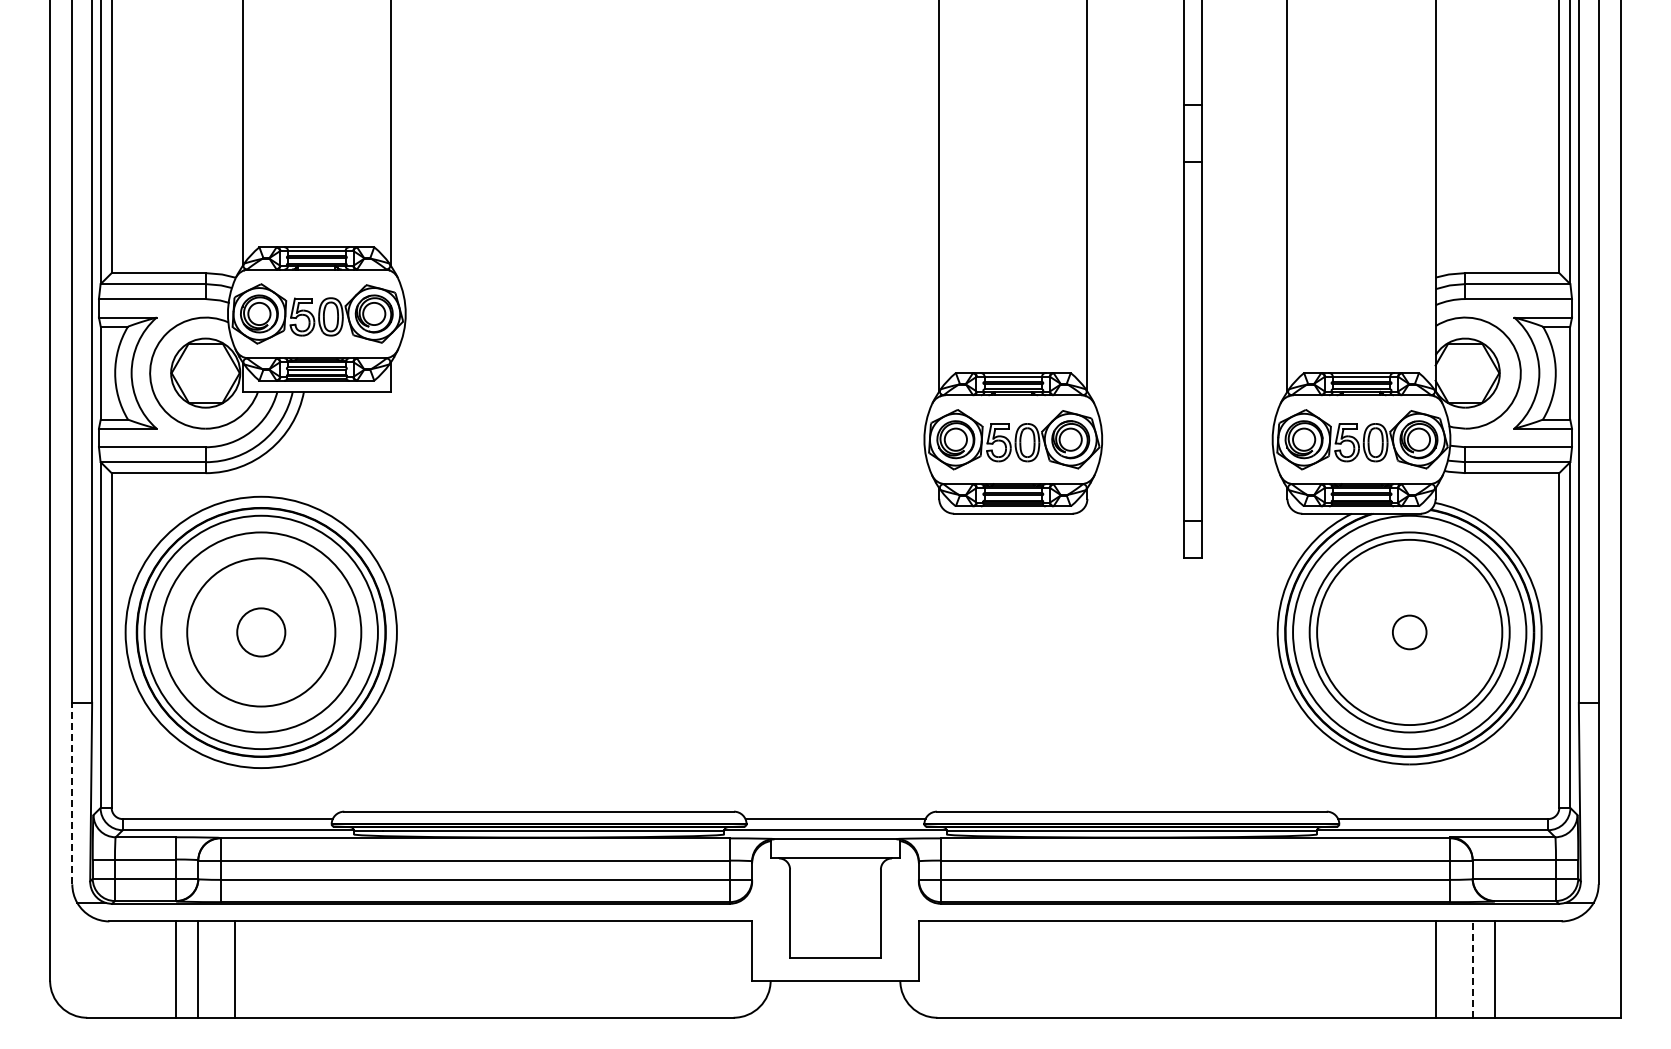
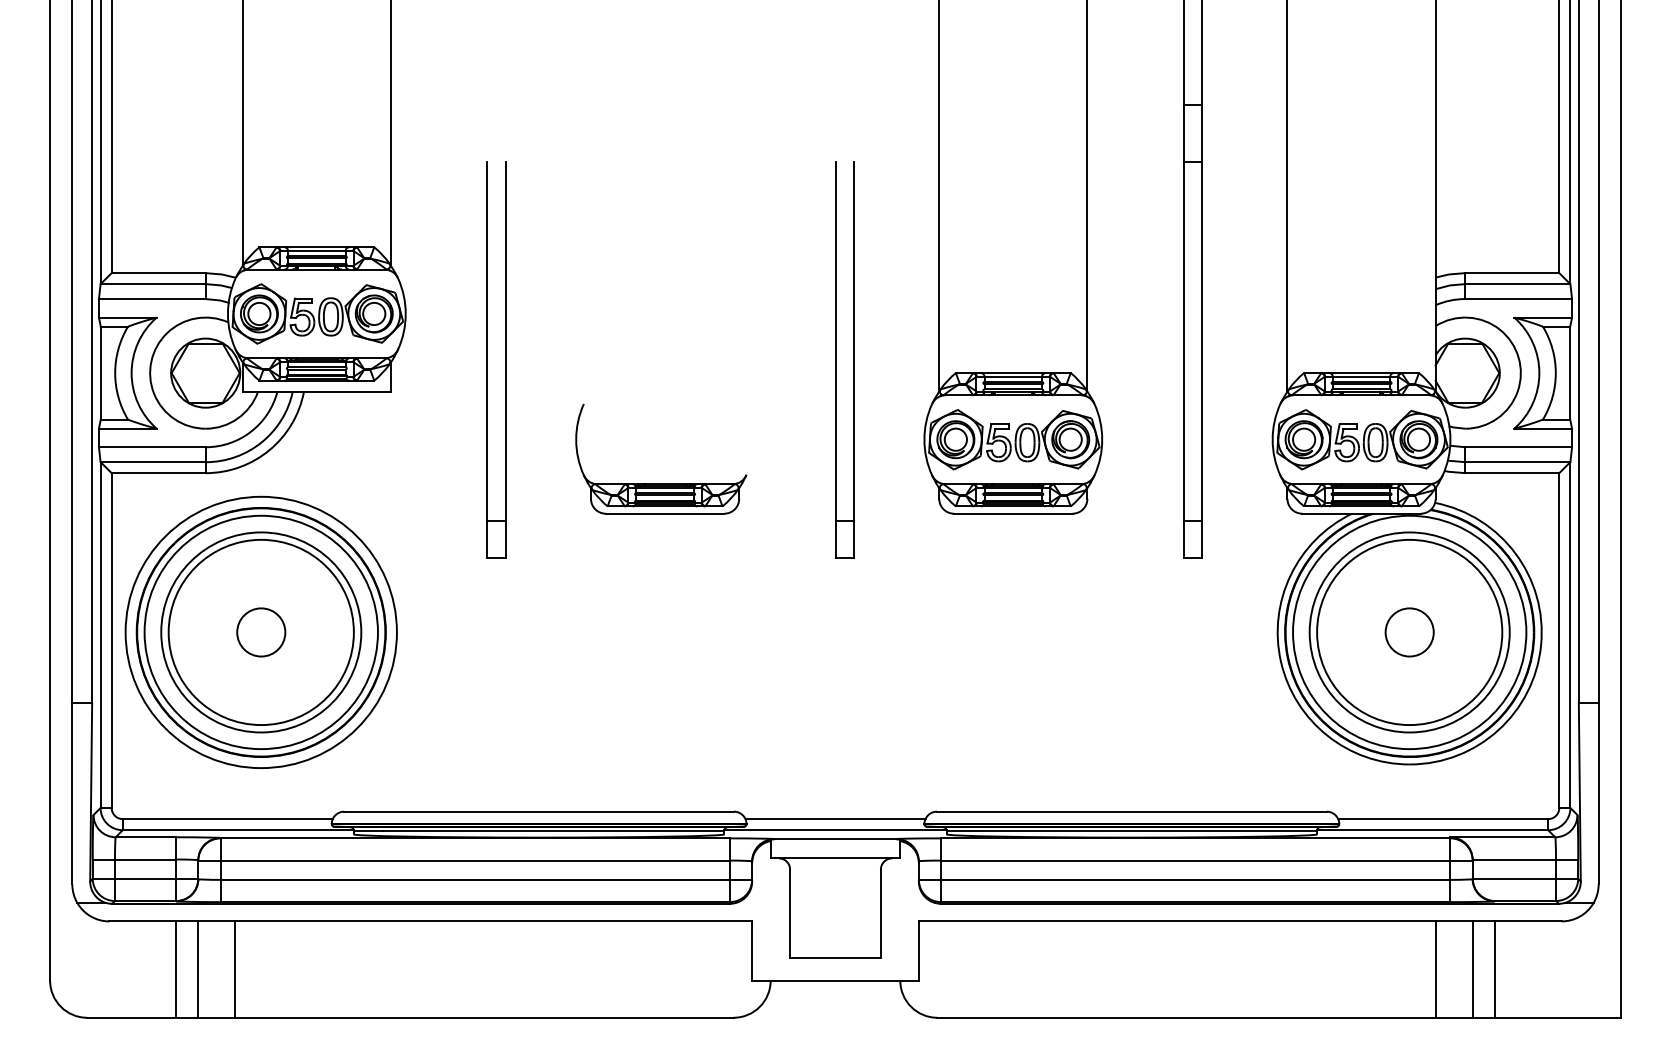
part: none -> present (487, 359)
part: none -> present (836, 359)
part: none -> present (661, 483)
circle diameter: 148 px -> 185 px (260, 632)
circle diameter: 34 px -> 48 px (1409, 632)
line: dashed -> solid (72, 793)
line: dashed -> solid (1472, 969)
